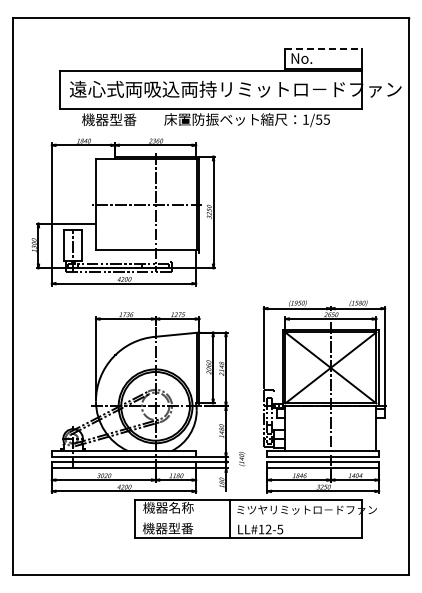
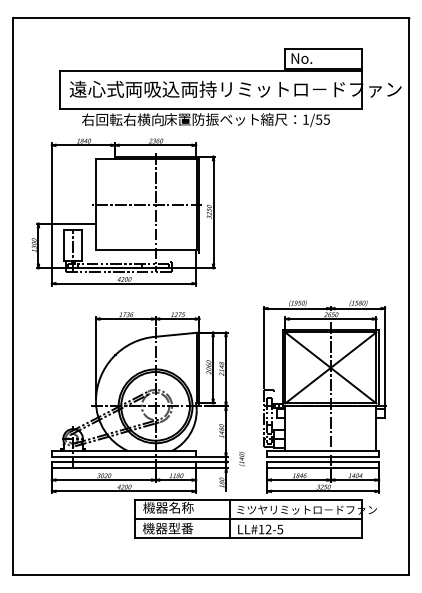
line: dashed -> solid (323, 48)
text: 機器型番 -> 右回転右横向 (122, 119)
line: none -> present (248, 518)
